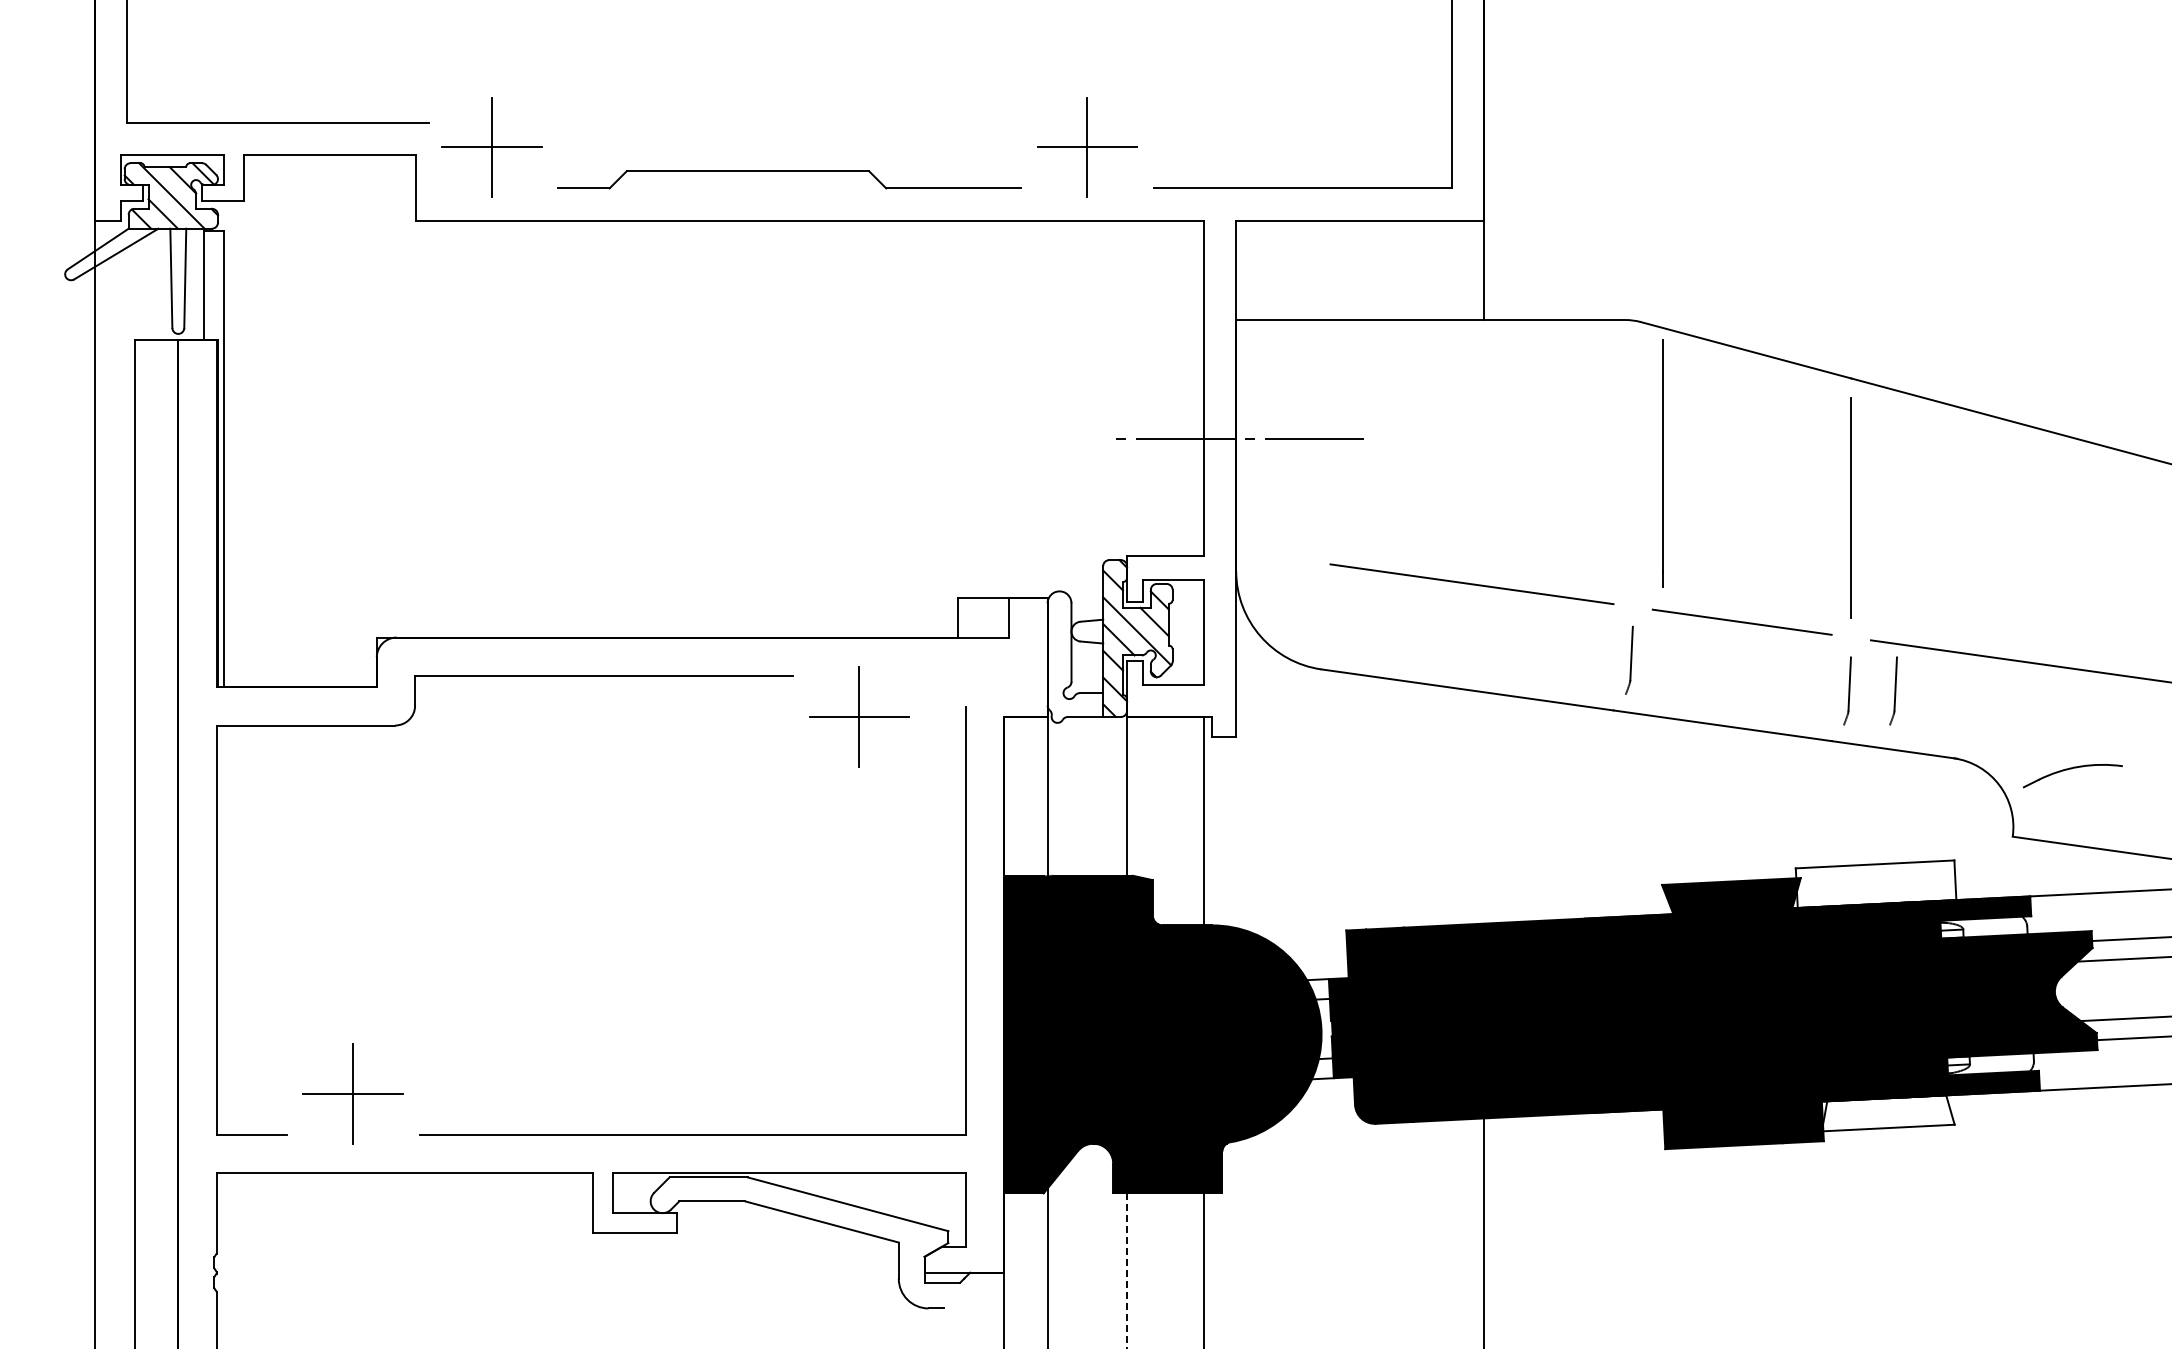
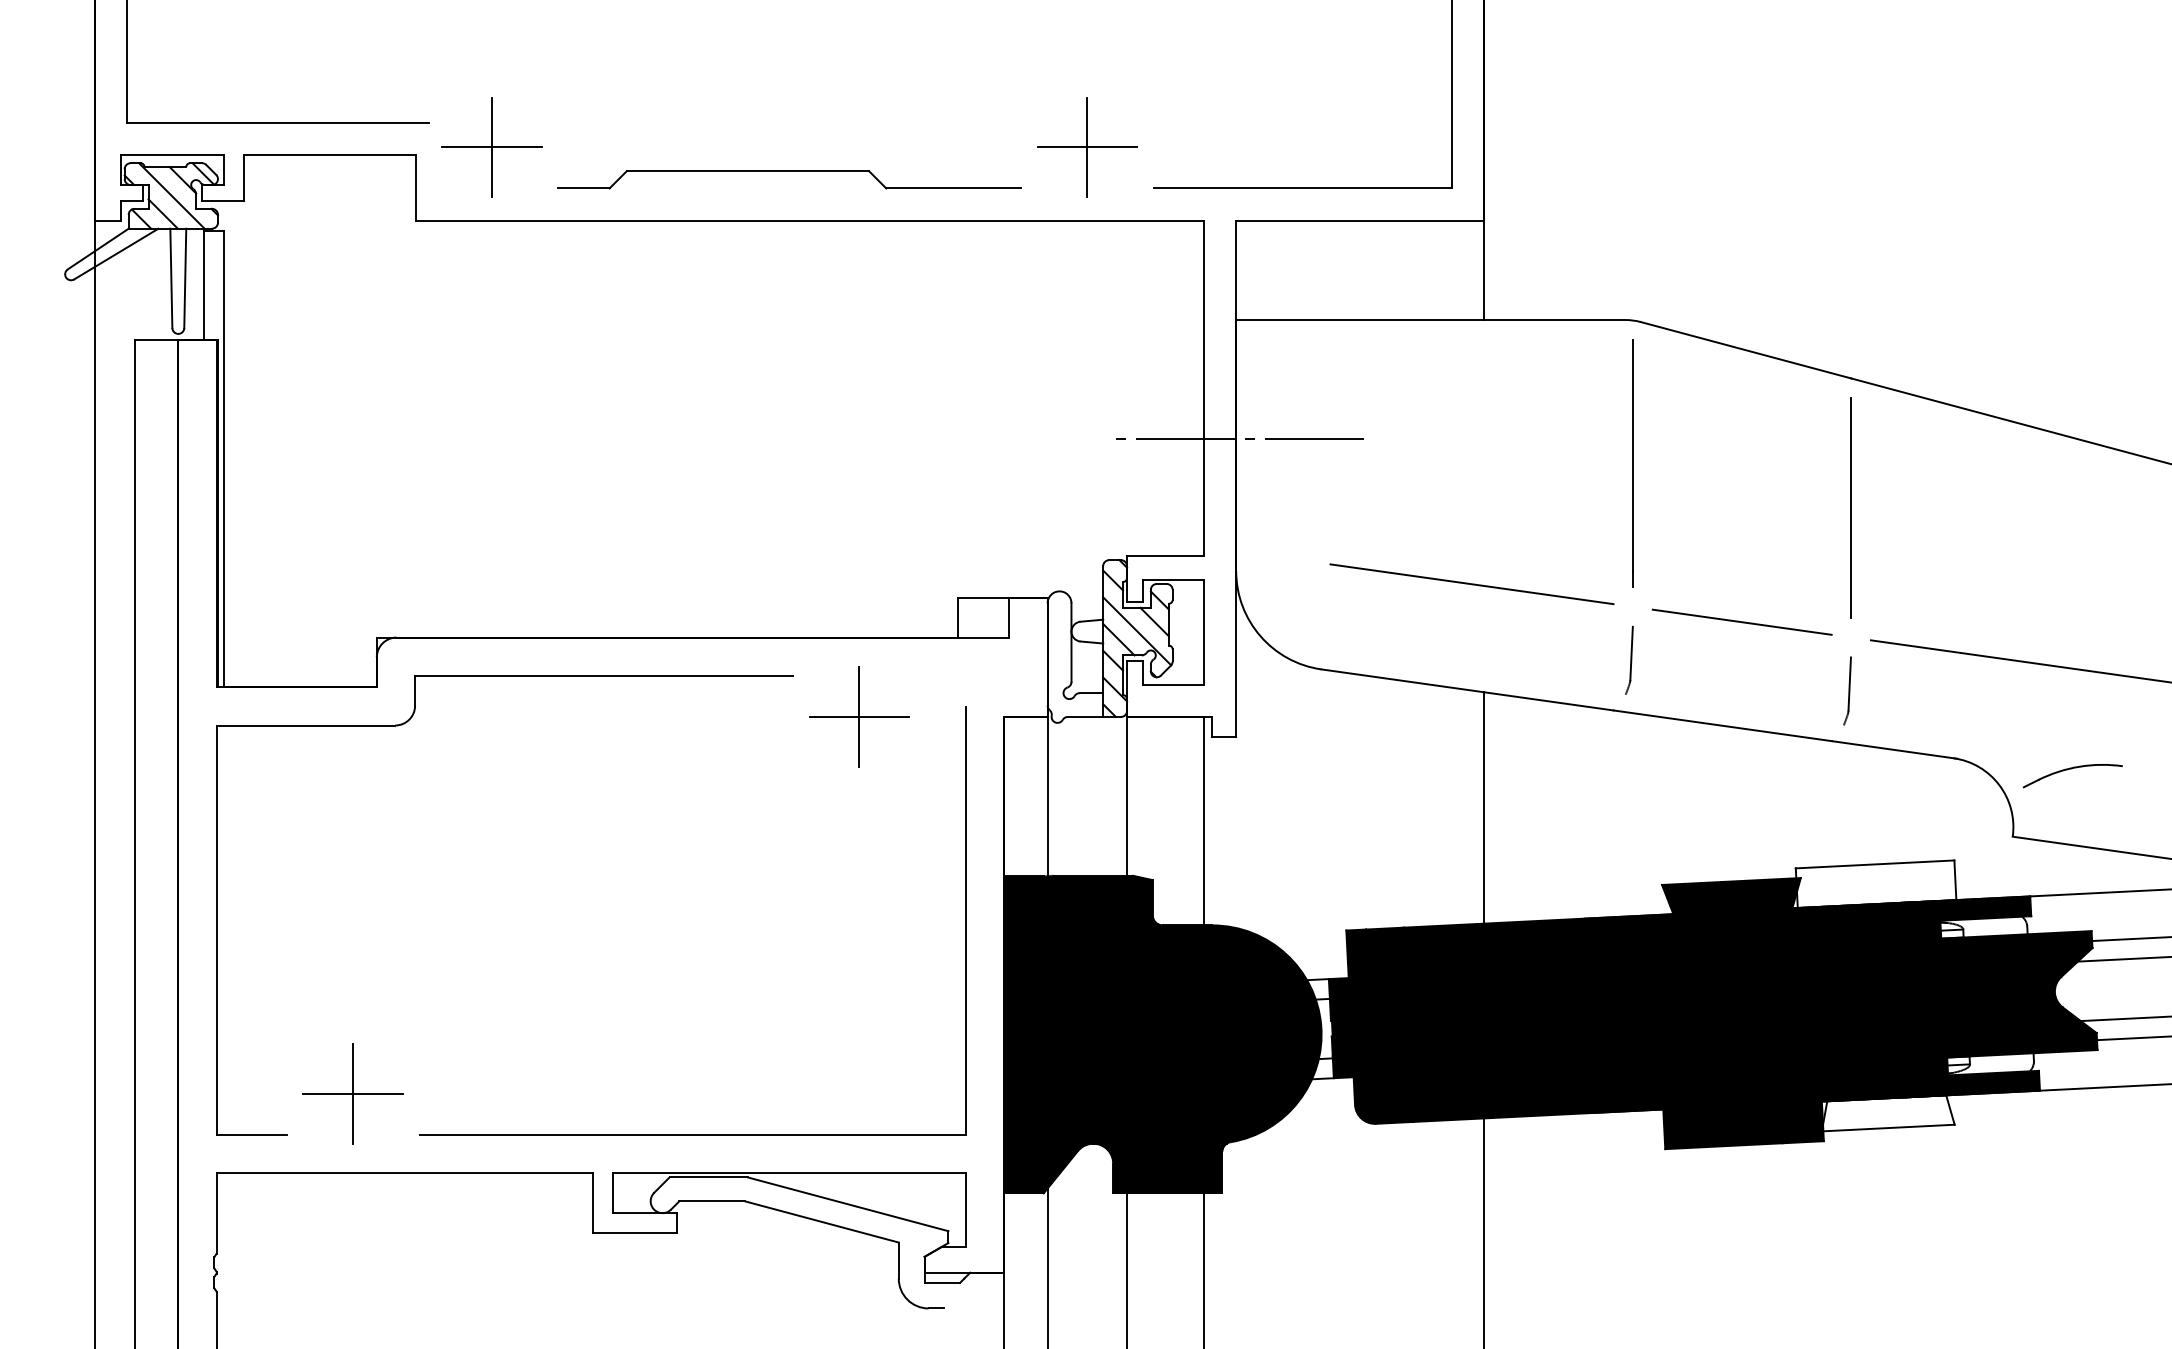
line position: (1662, 463) -> (1632, 463) (1632, 463)
part: present -> none (1893, 690)
line: none -> present (1484, 807)
line: dashed -> solid (1127, 1271)
